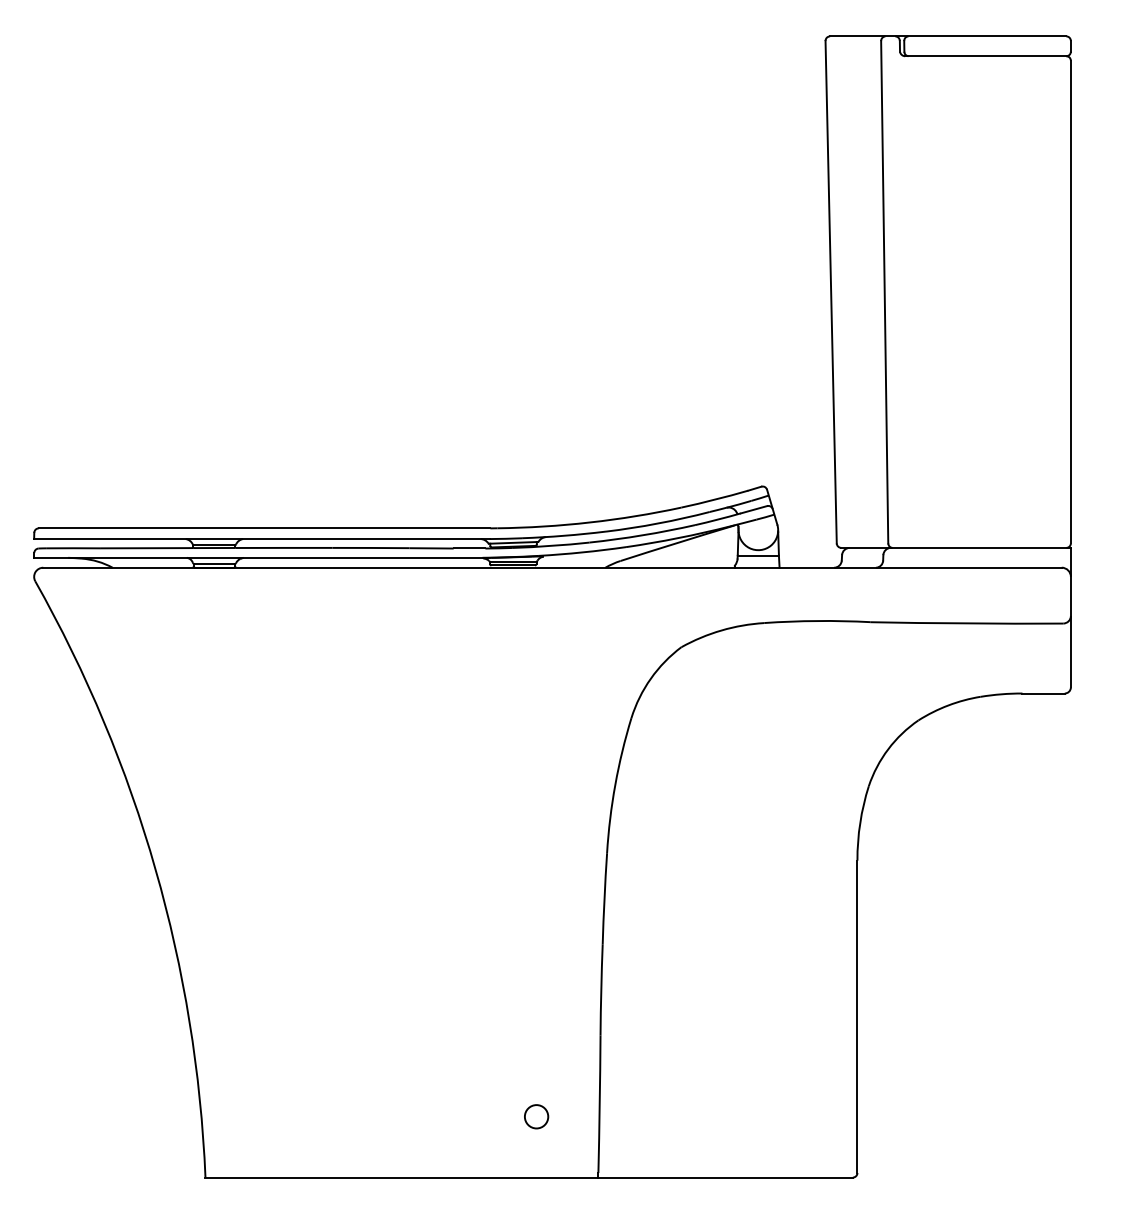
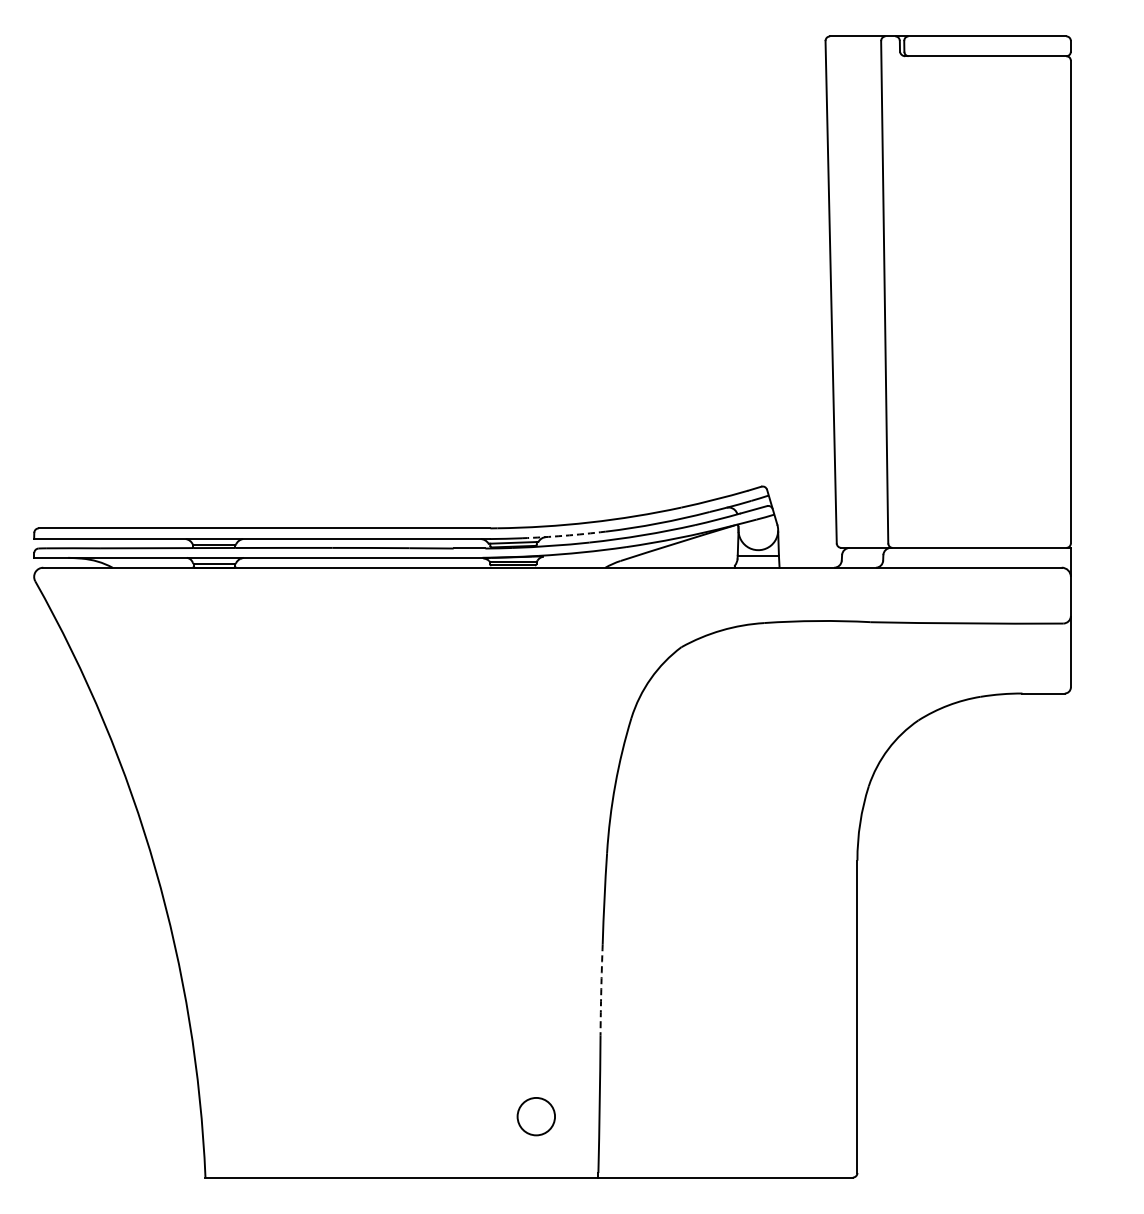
arc: solid -> dashed (564, 535)
arc: solid -> dashed (601, 989)
circle size: 26x26 px -> 40x40 px (535, 1116)
